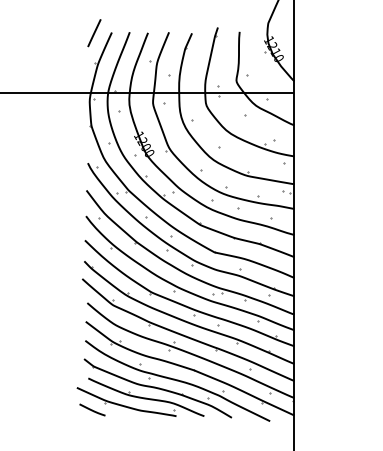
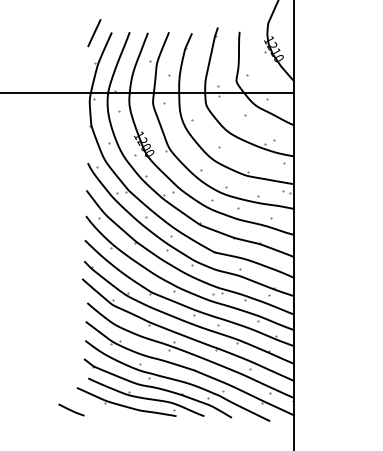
line position: (92, 409) -> (71, 409) (71, 409)
